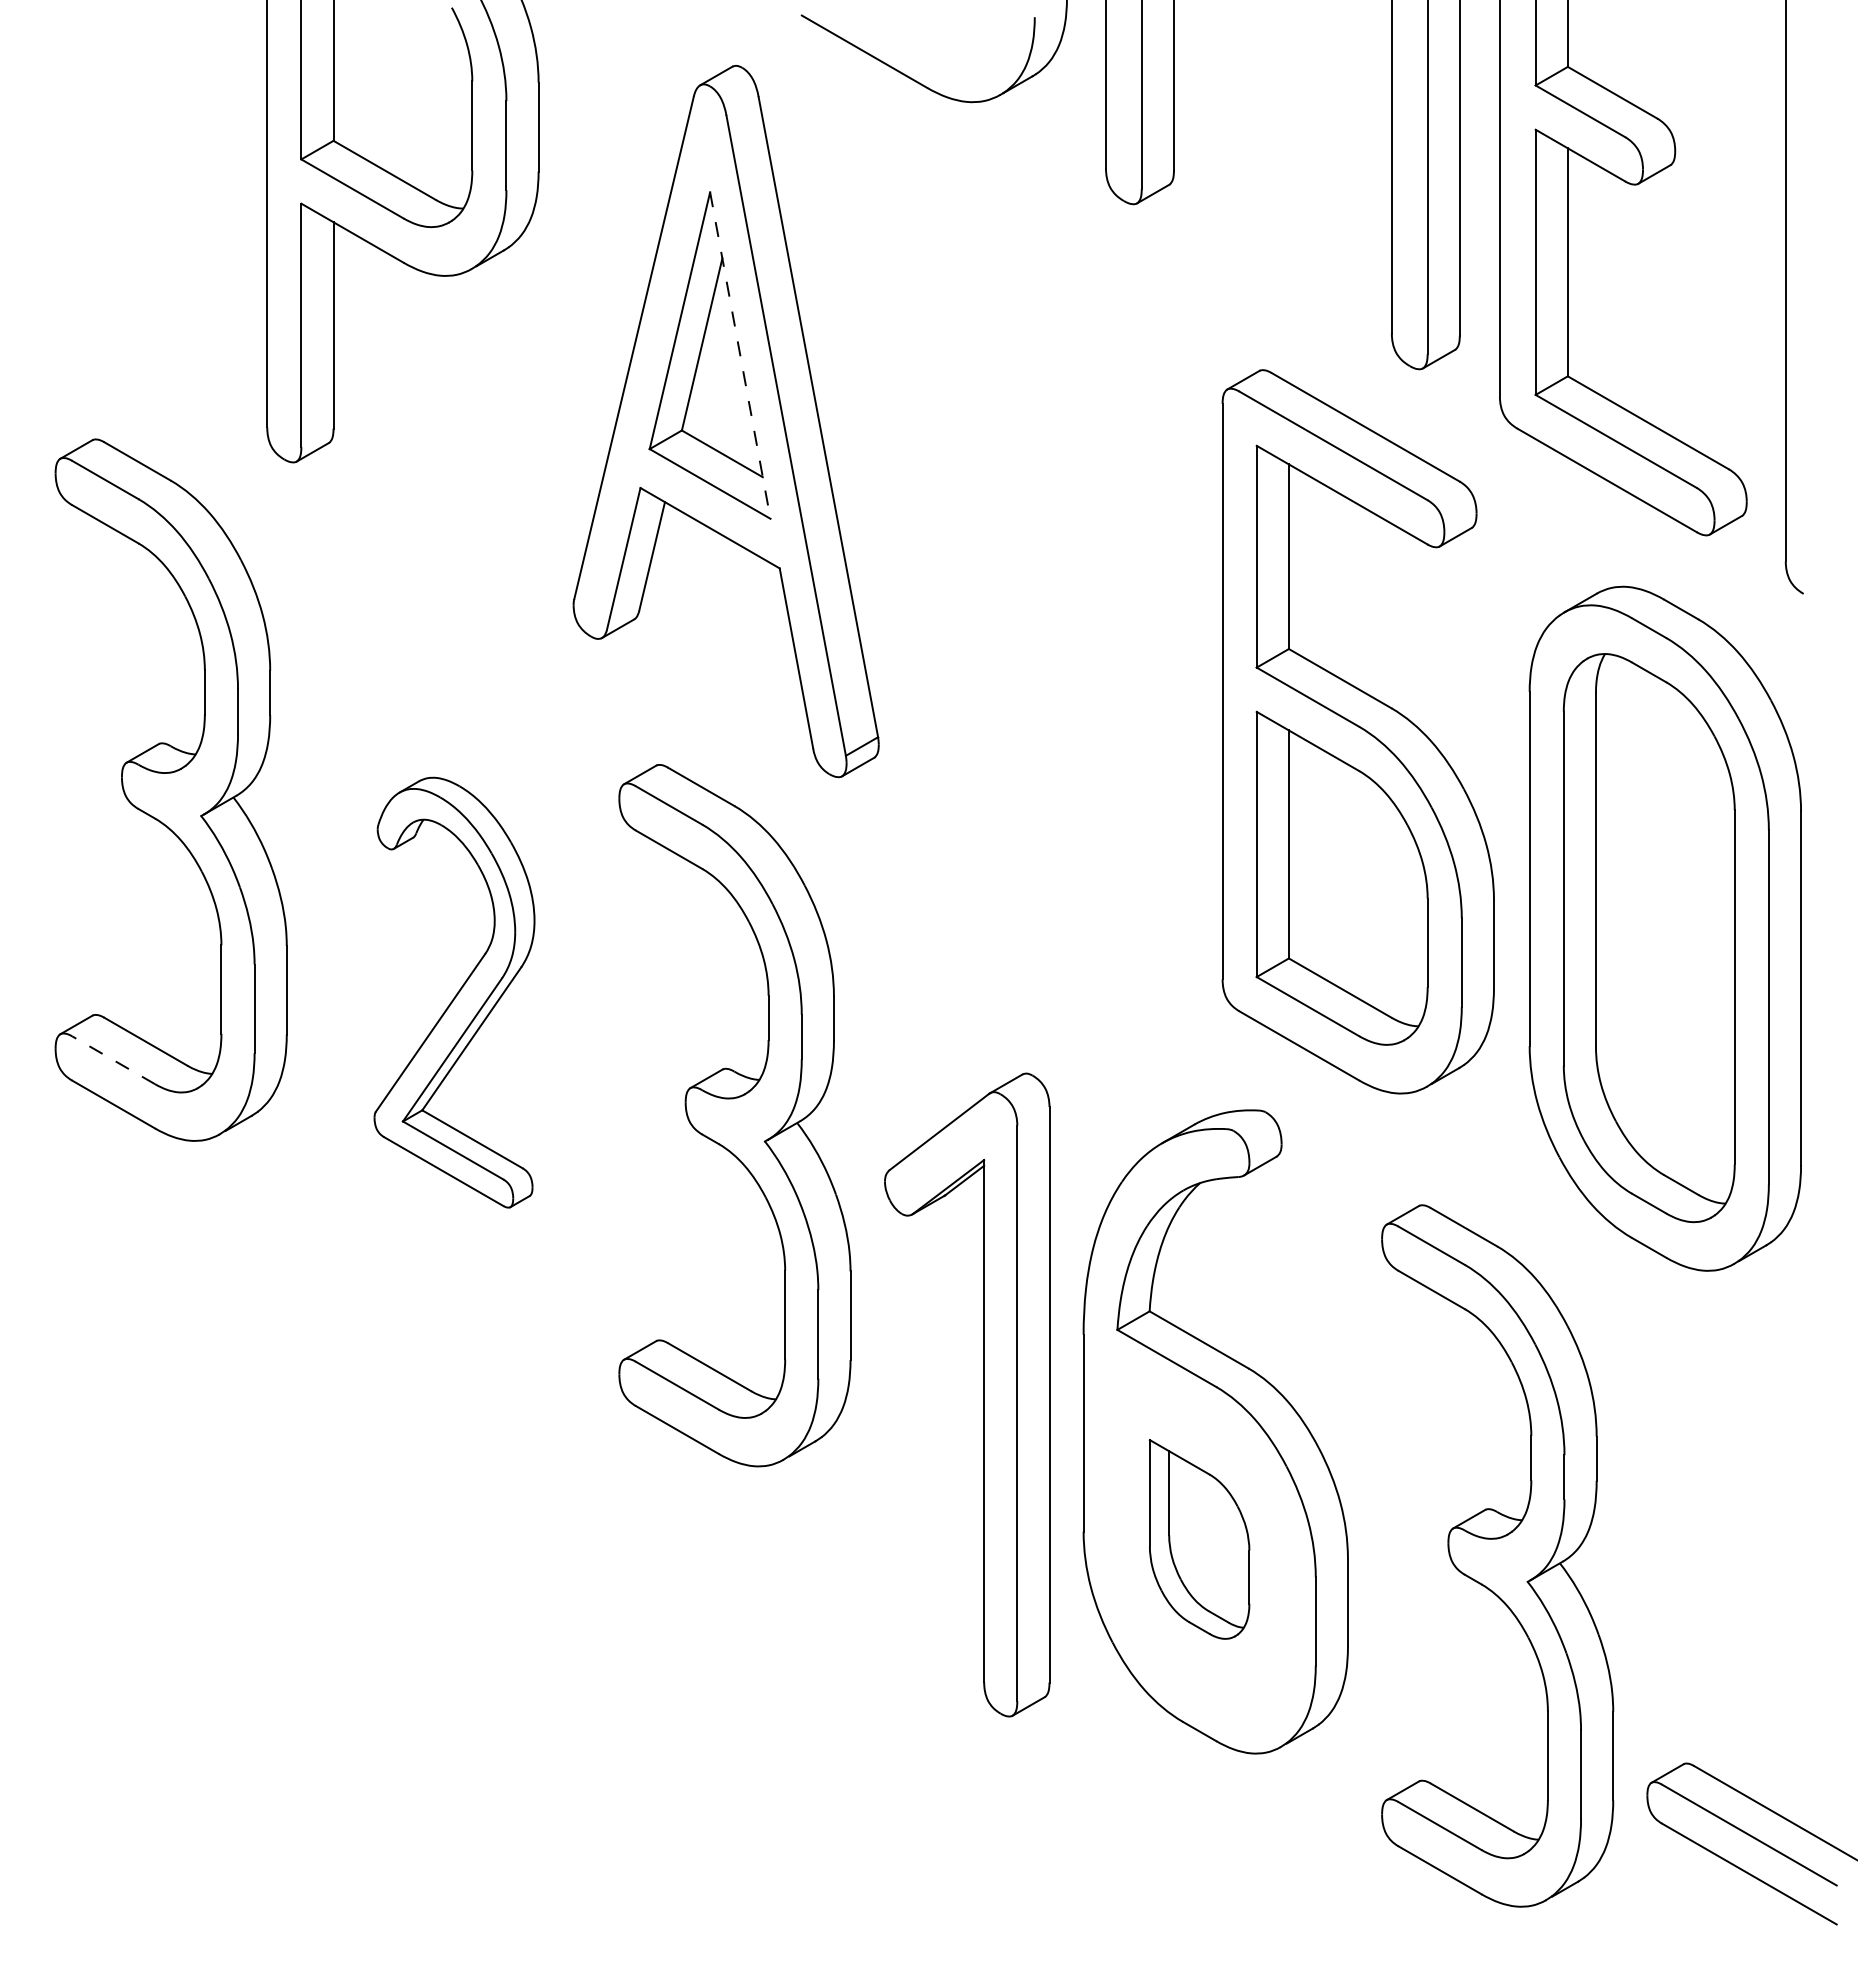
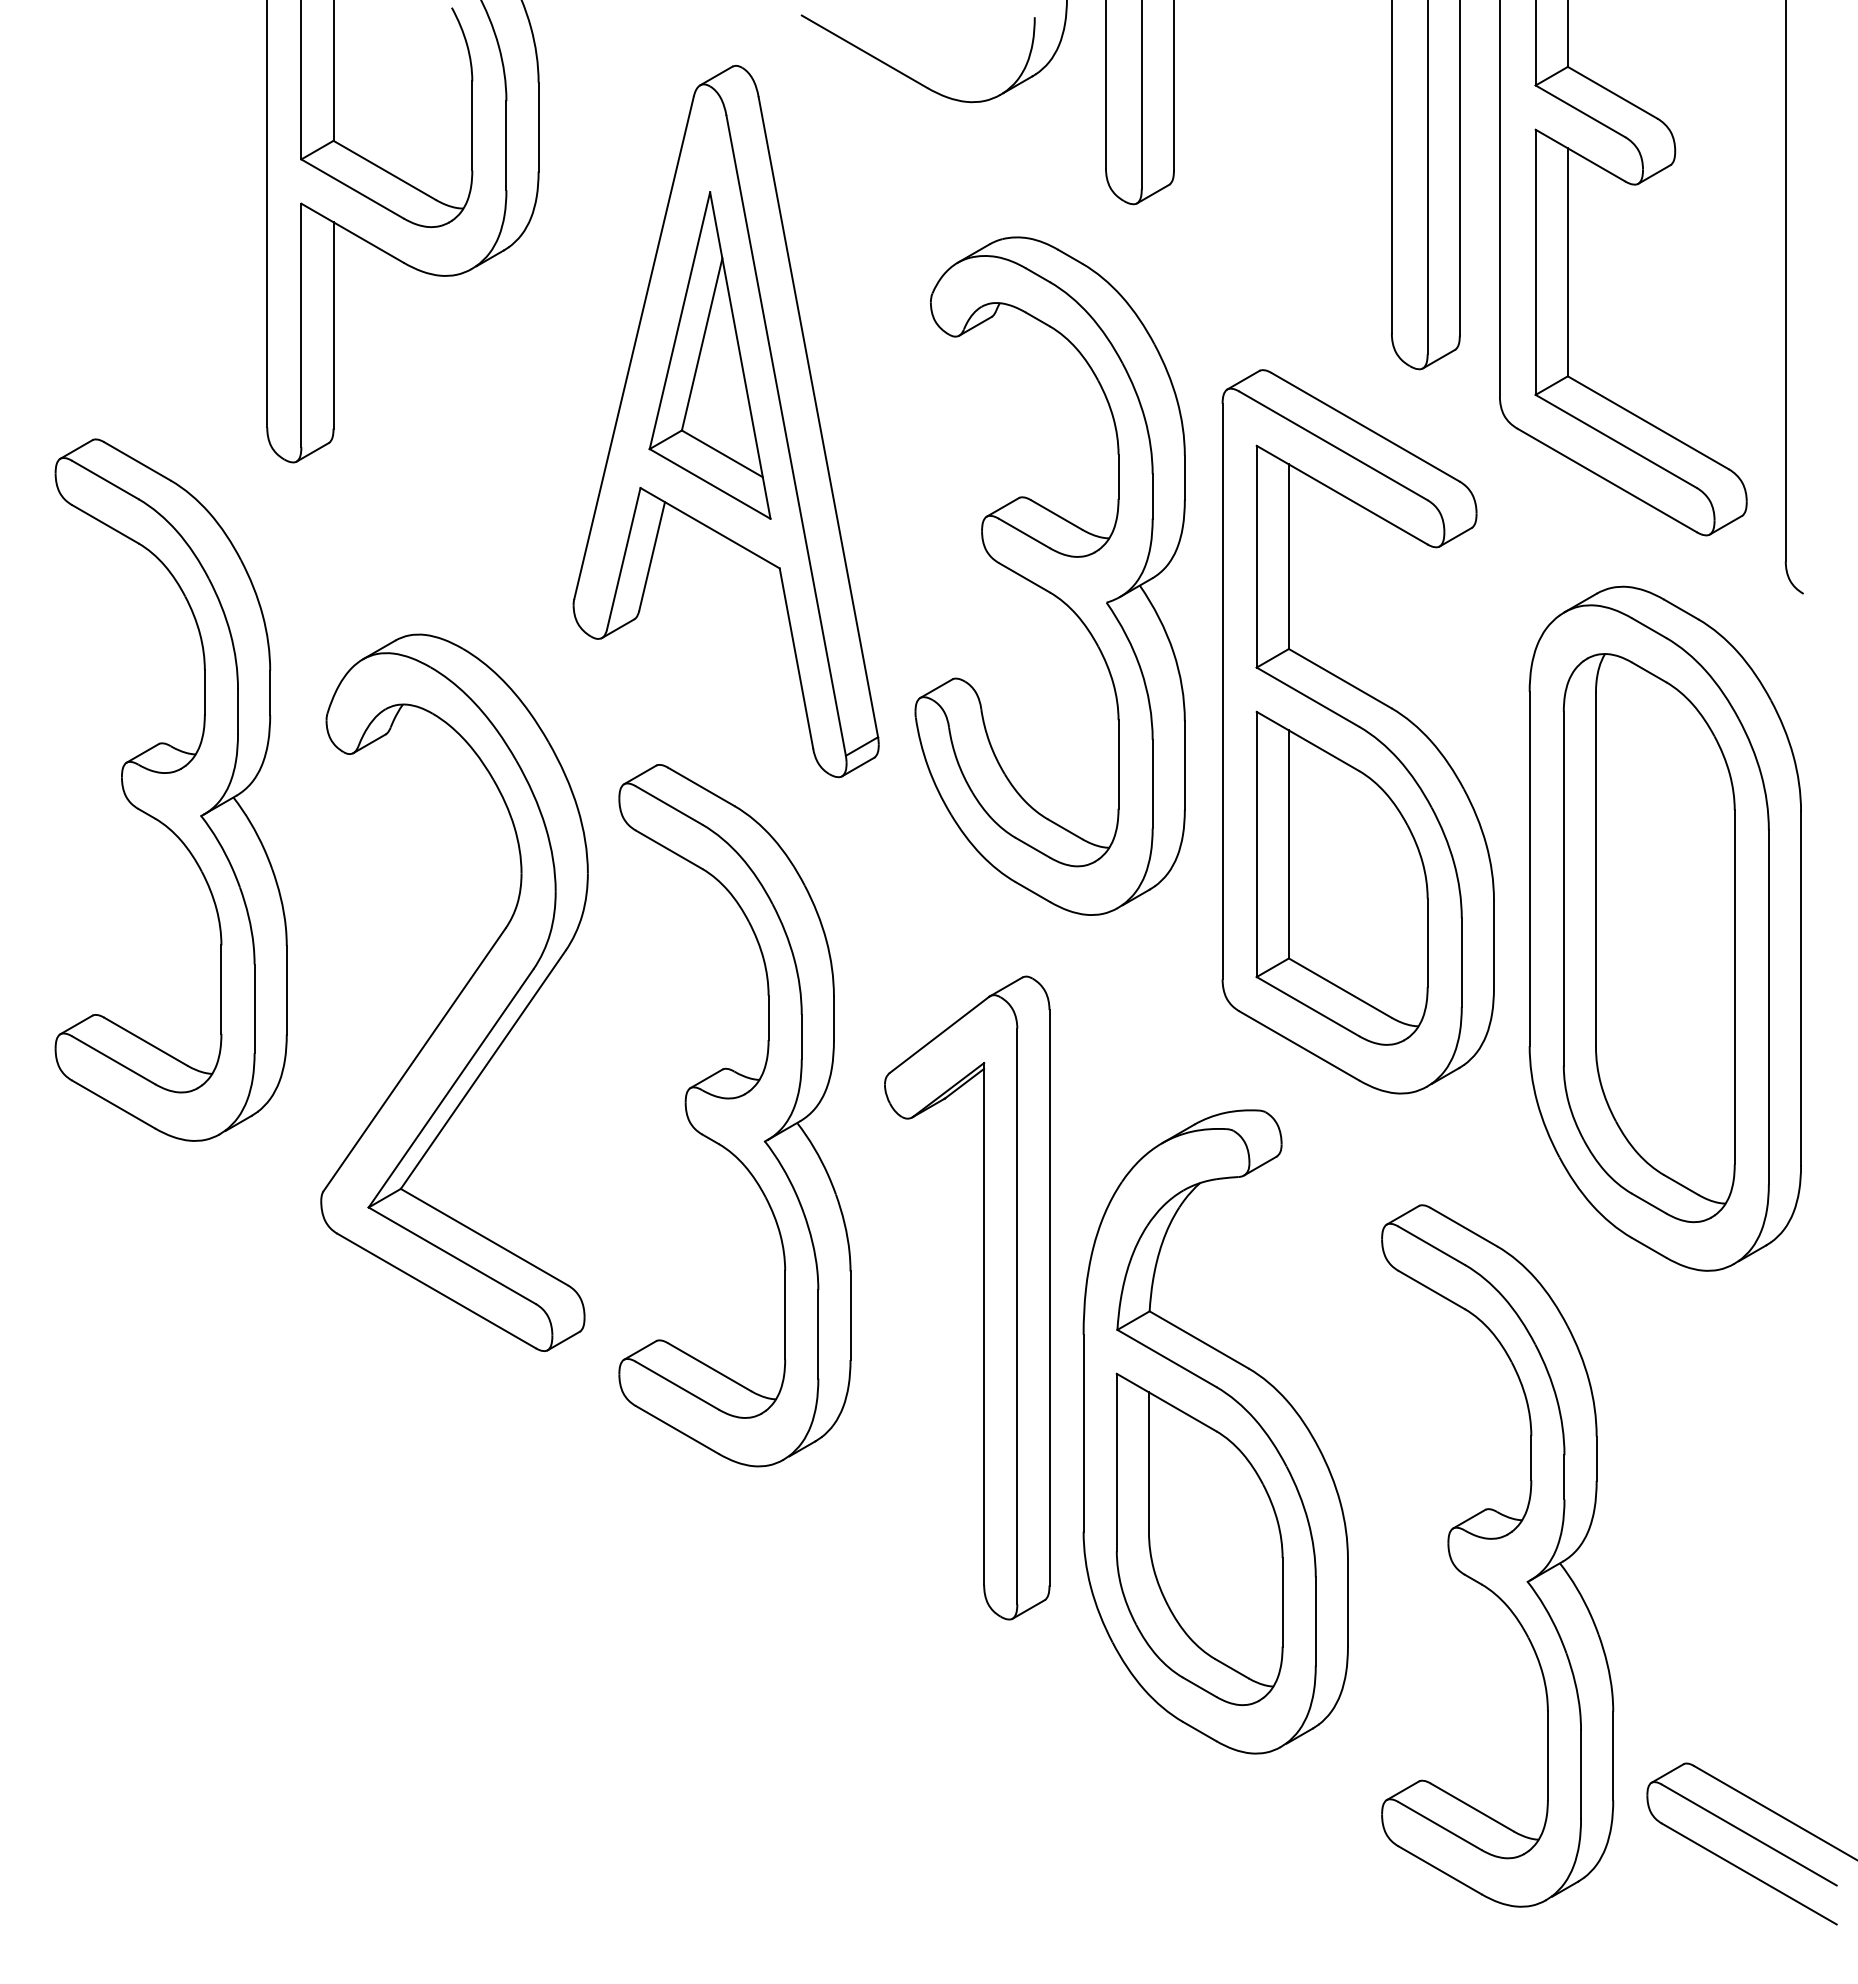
line: dashed -> solid (740, 356)
part: none -> present (1049, 575)
part size: 163x433 px -> 269x719 px (454, 992)
line: dashed -> solid (113, 1060)
part position: (983, 1394) -> (983, 1297) (983, 1297)
part size: 103x201 px -> 169x335 px (1199, 1539)
